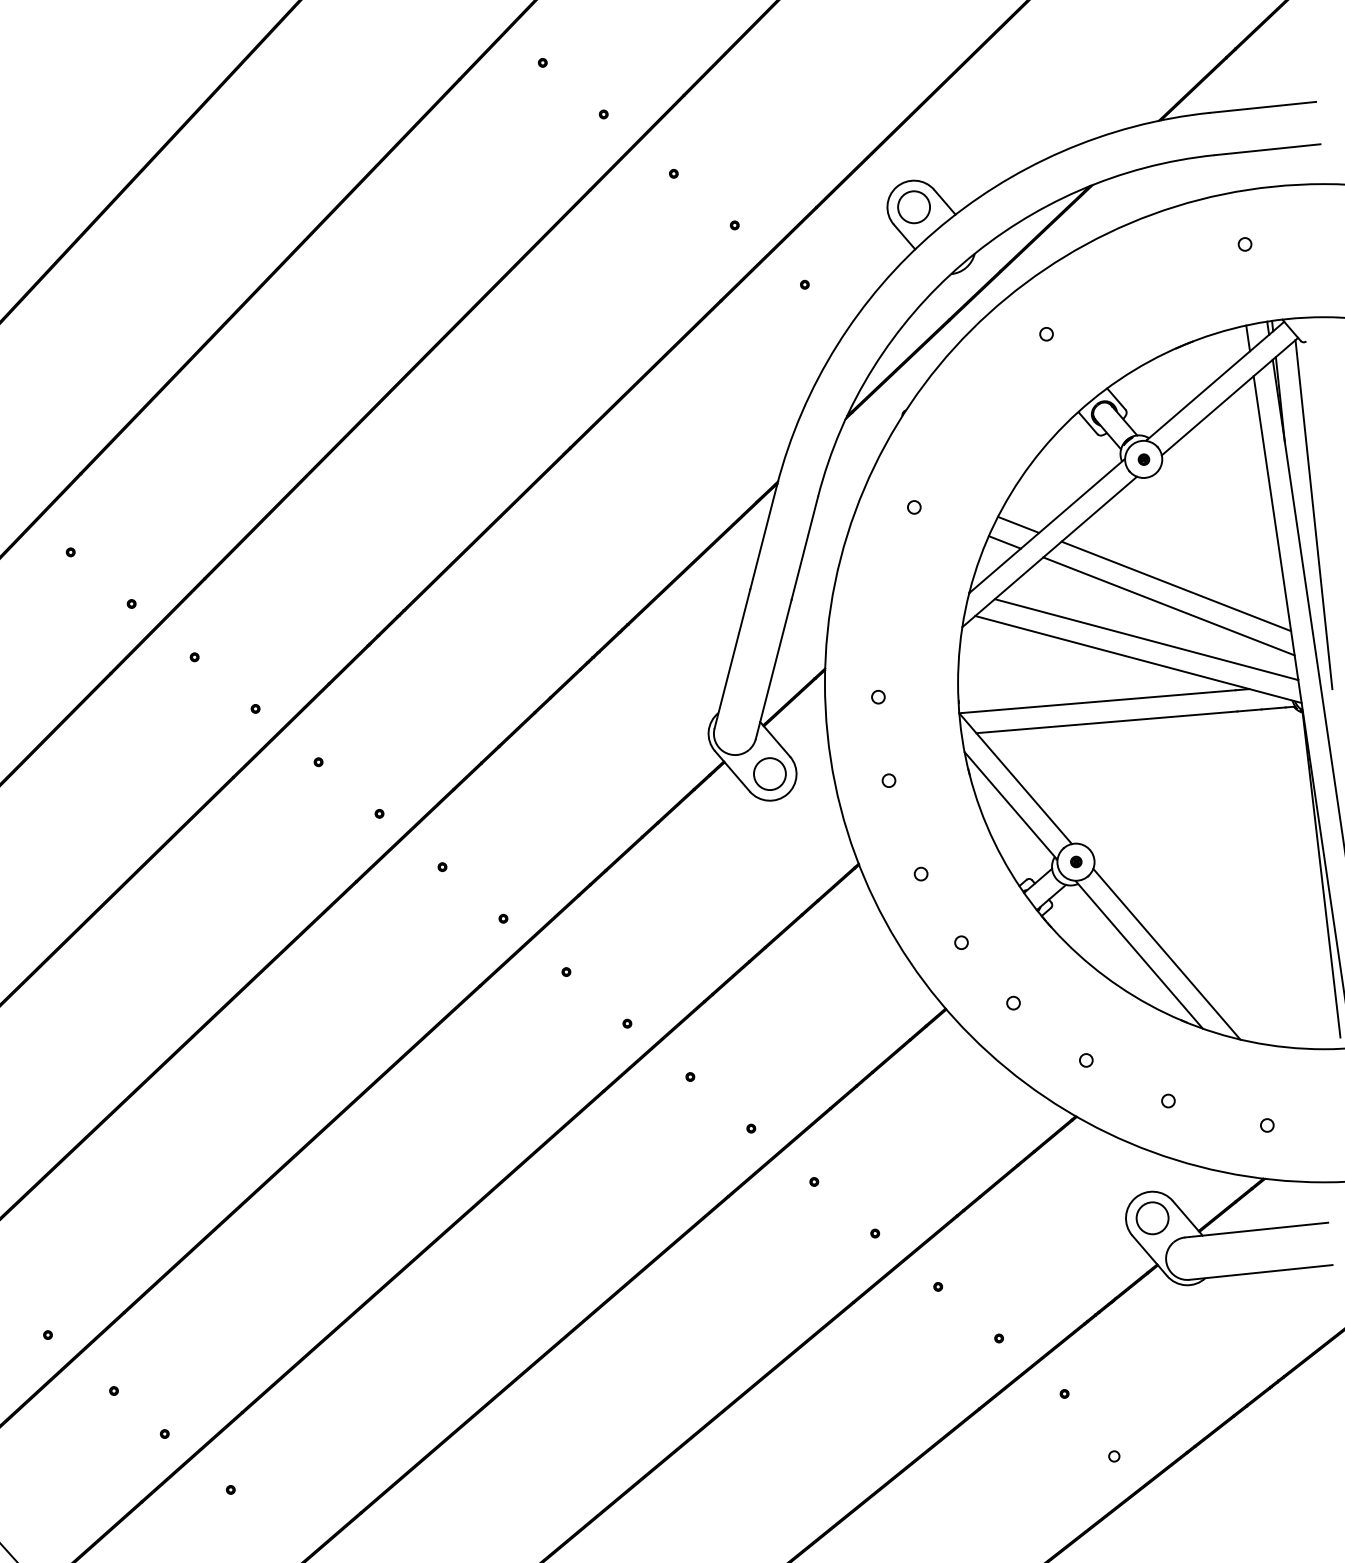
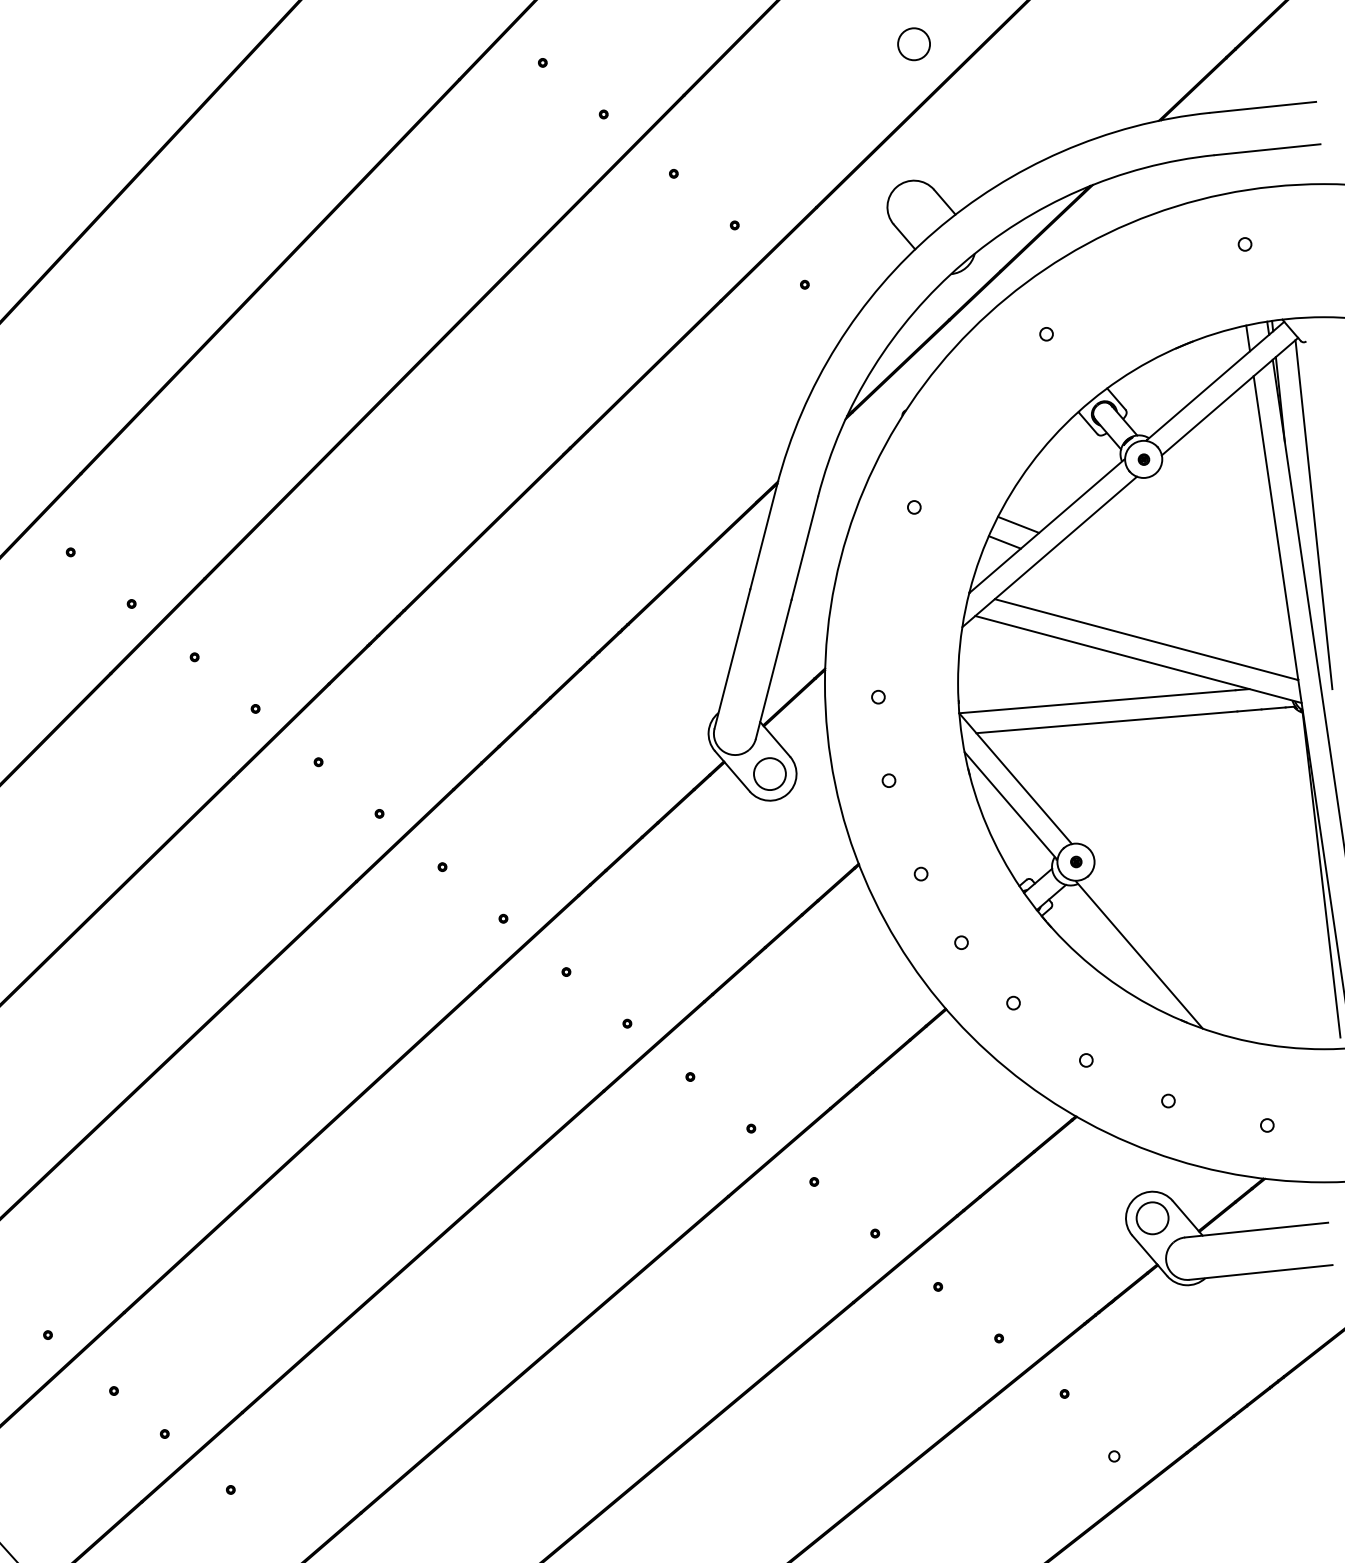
circle position: (913, 207) -> (913, 44) (913, 44)
line: present -> none (1176, 586)
line: present -> none (1168, 606)
line: present -> none (1166, 953)
